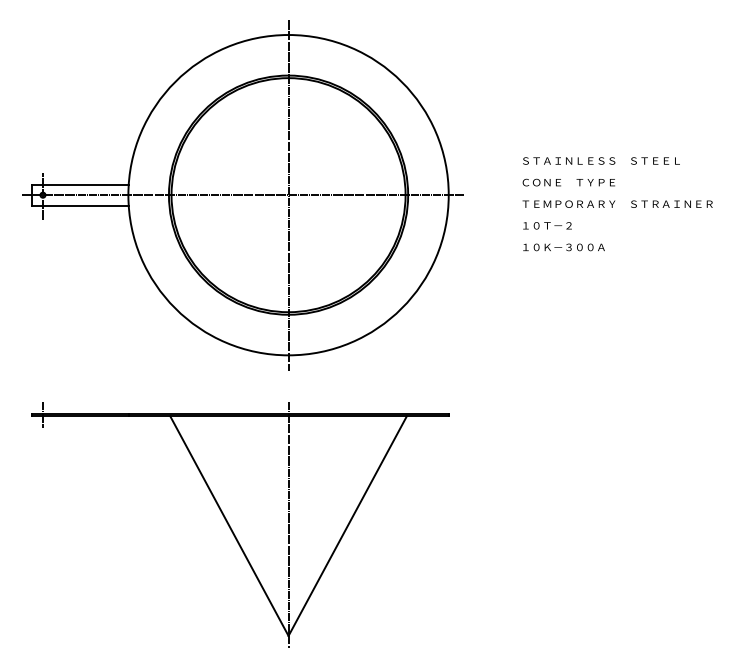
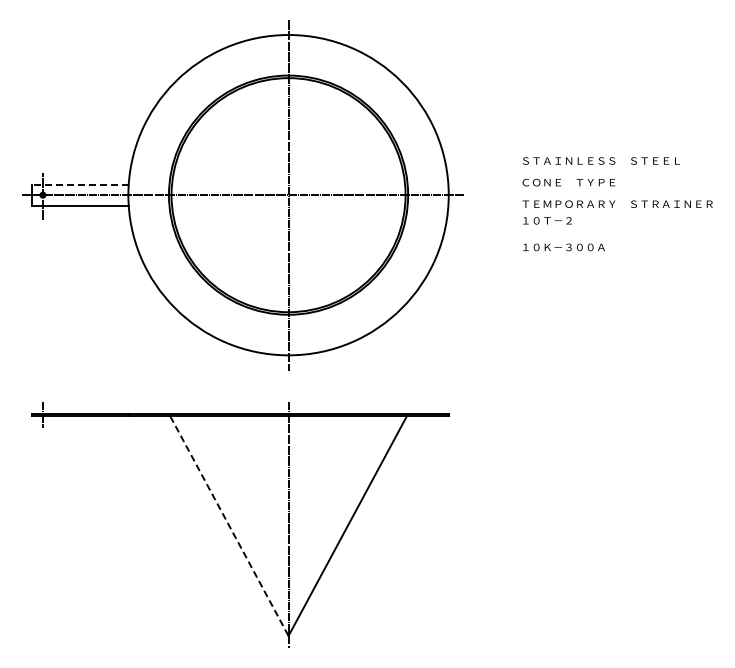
line: solid -> dashed (80, 184)
text position: (547, 225) -> (547, 220) (547, 220)
line: solid -> dashed (229, 526)
